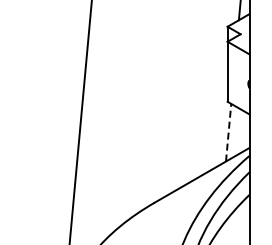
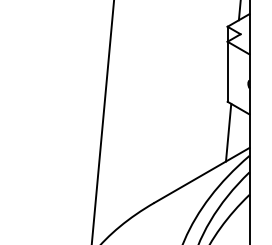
line position: (80, 121) -> (102, 121) (102, 121)
line: dashed -> solid (228, 132)
